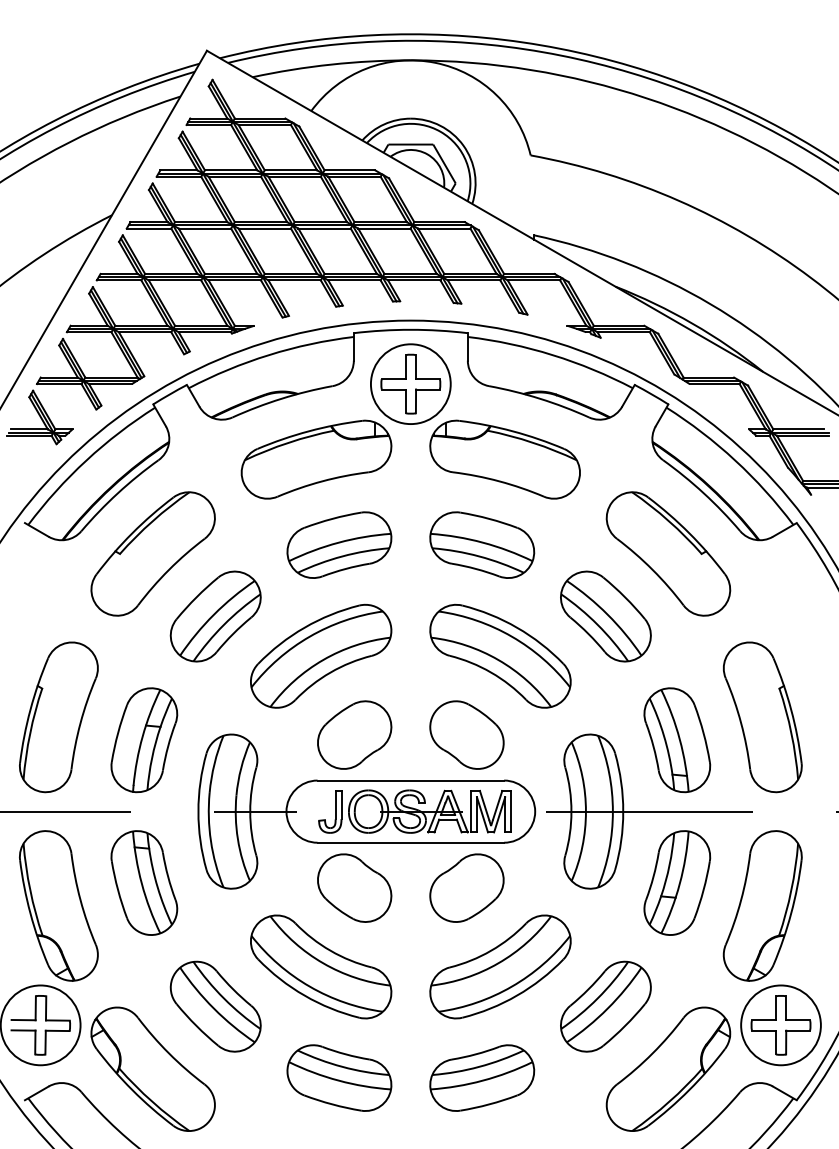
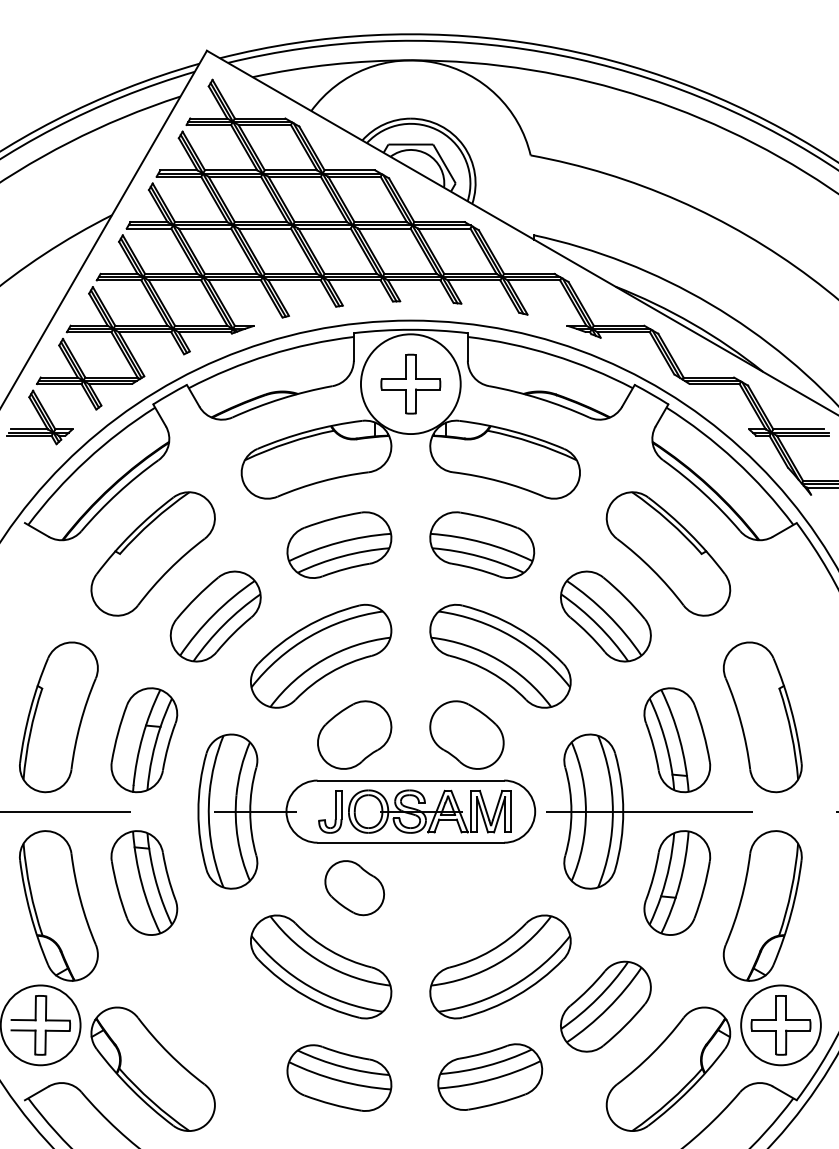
circle diameter: 80 px -> 100 px (410, 384)
part size: 76x70 px -> 61x57 px (354, 888)
part: present -> none (466, 887)
part: present -> none (215, 1006)
part position: (482, 1077) -> (490, 1076) (490, 1076)
